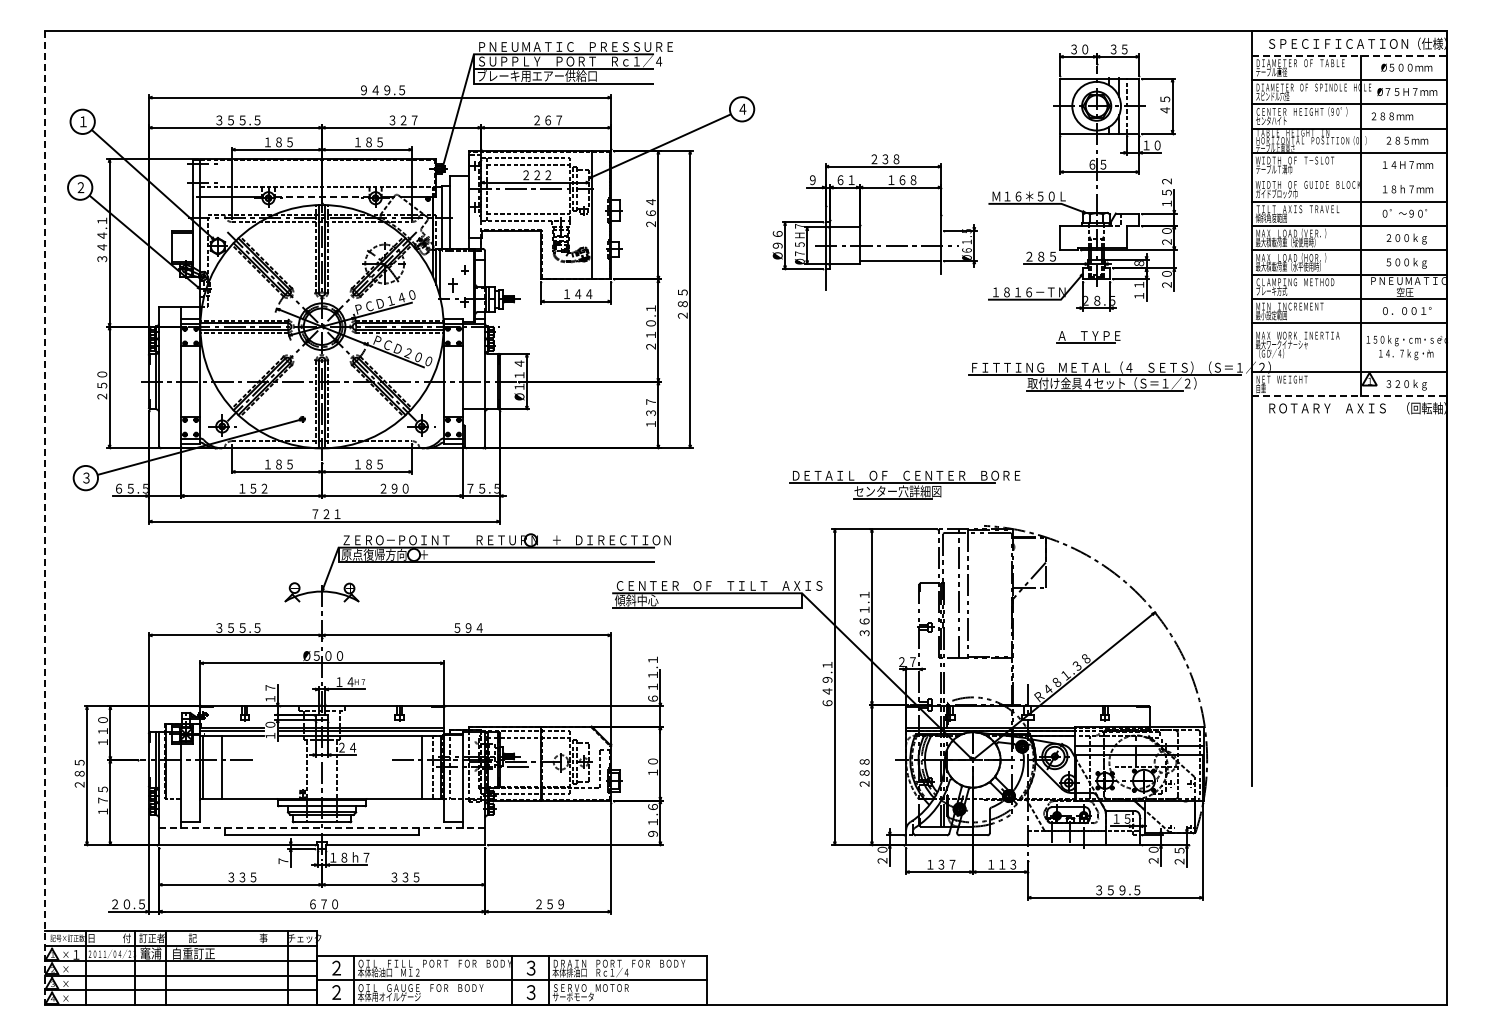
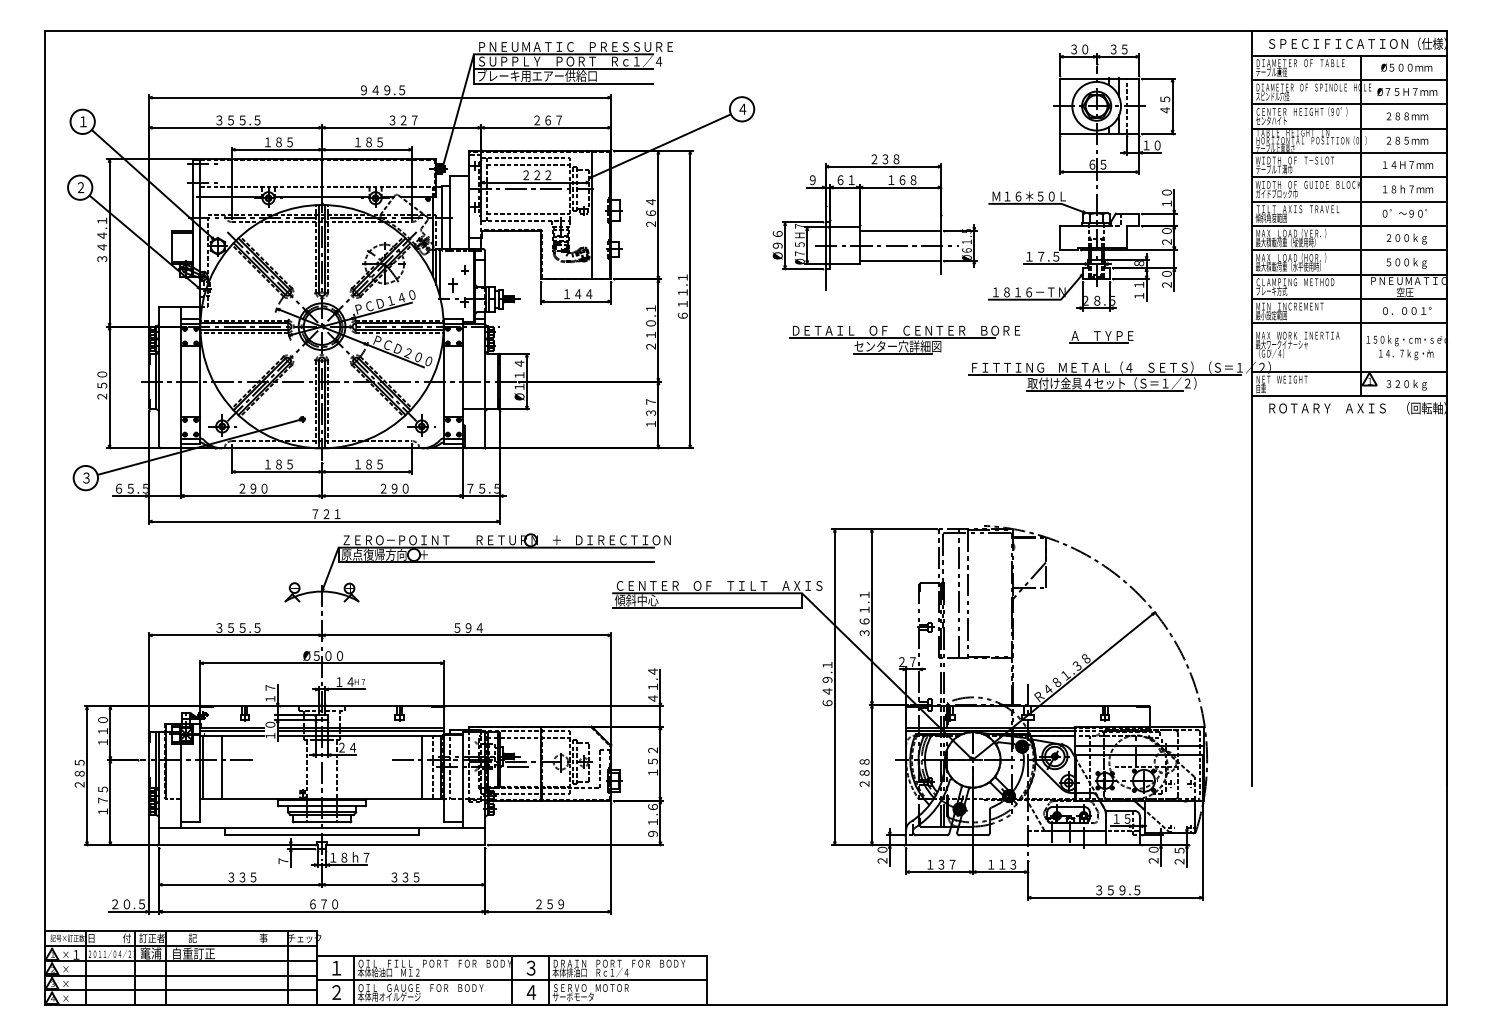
line: dashed -> solid (1349, 55)
text position: (1392, 116) -> (1407, 116) (1407, 116)
line: none -> present (1348, 177)
text: １５２ -> １０ (1166, 186)
line: dashed -> solid (322, 197)
line: none -> present (900, 230)
text: ２８５ -> １７.５ (1042, 256)
text: ２８５ -> ６１１.１ (682, 296)
part position: (1088, 337) -> (1101, 337) (1101, 337)
line: dashed -> solid (1349, 396)
part position: (904, 484) -> (904, 339) (904, 339)
text: １５２ -> ２９０ (253, 488)
line: dashed -> solid (44, 518)
text: ６１１.１ -> ４１.４ (653, 678)
text: １０ -> １５２ (652, 755)
line: dashed -> solid (322, 828)
text: ２ -> １ (336, 966)
text: ３ -> ４ (531, 992)
